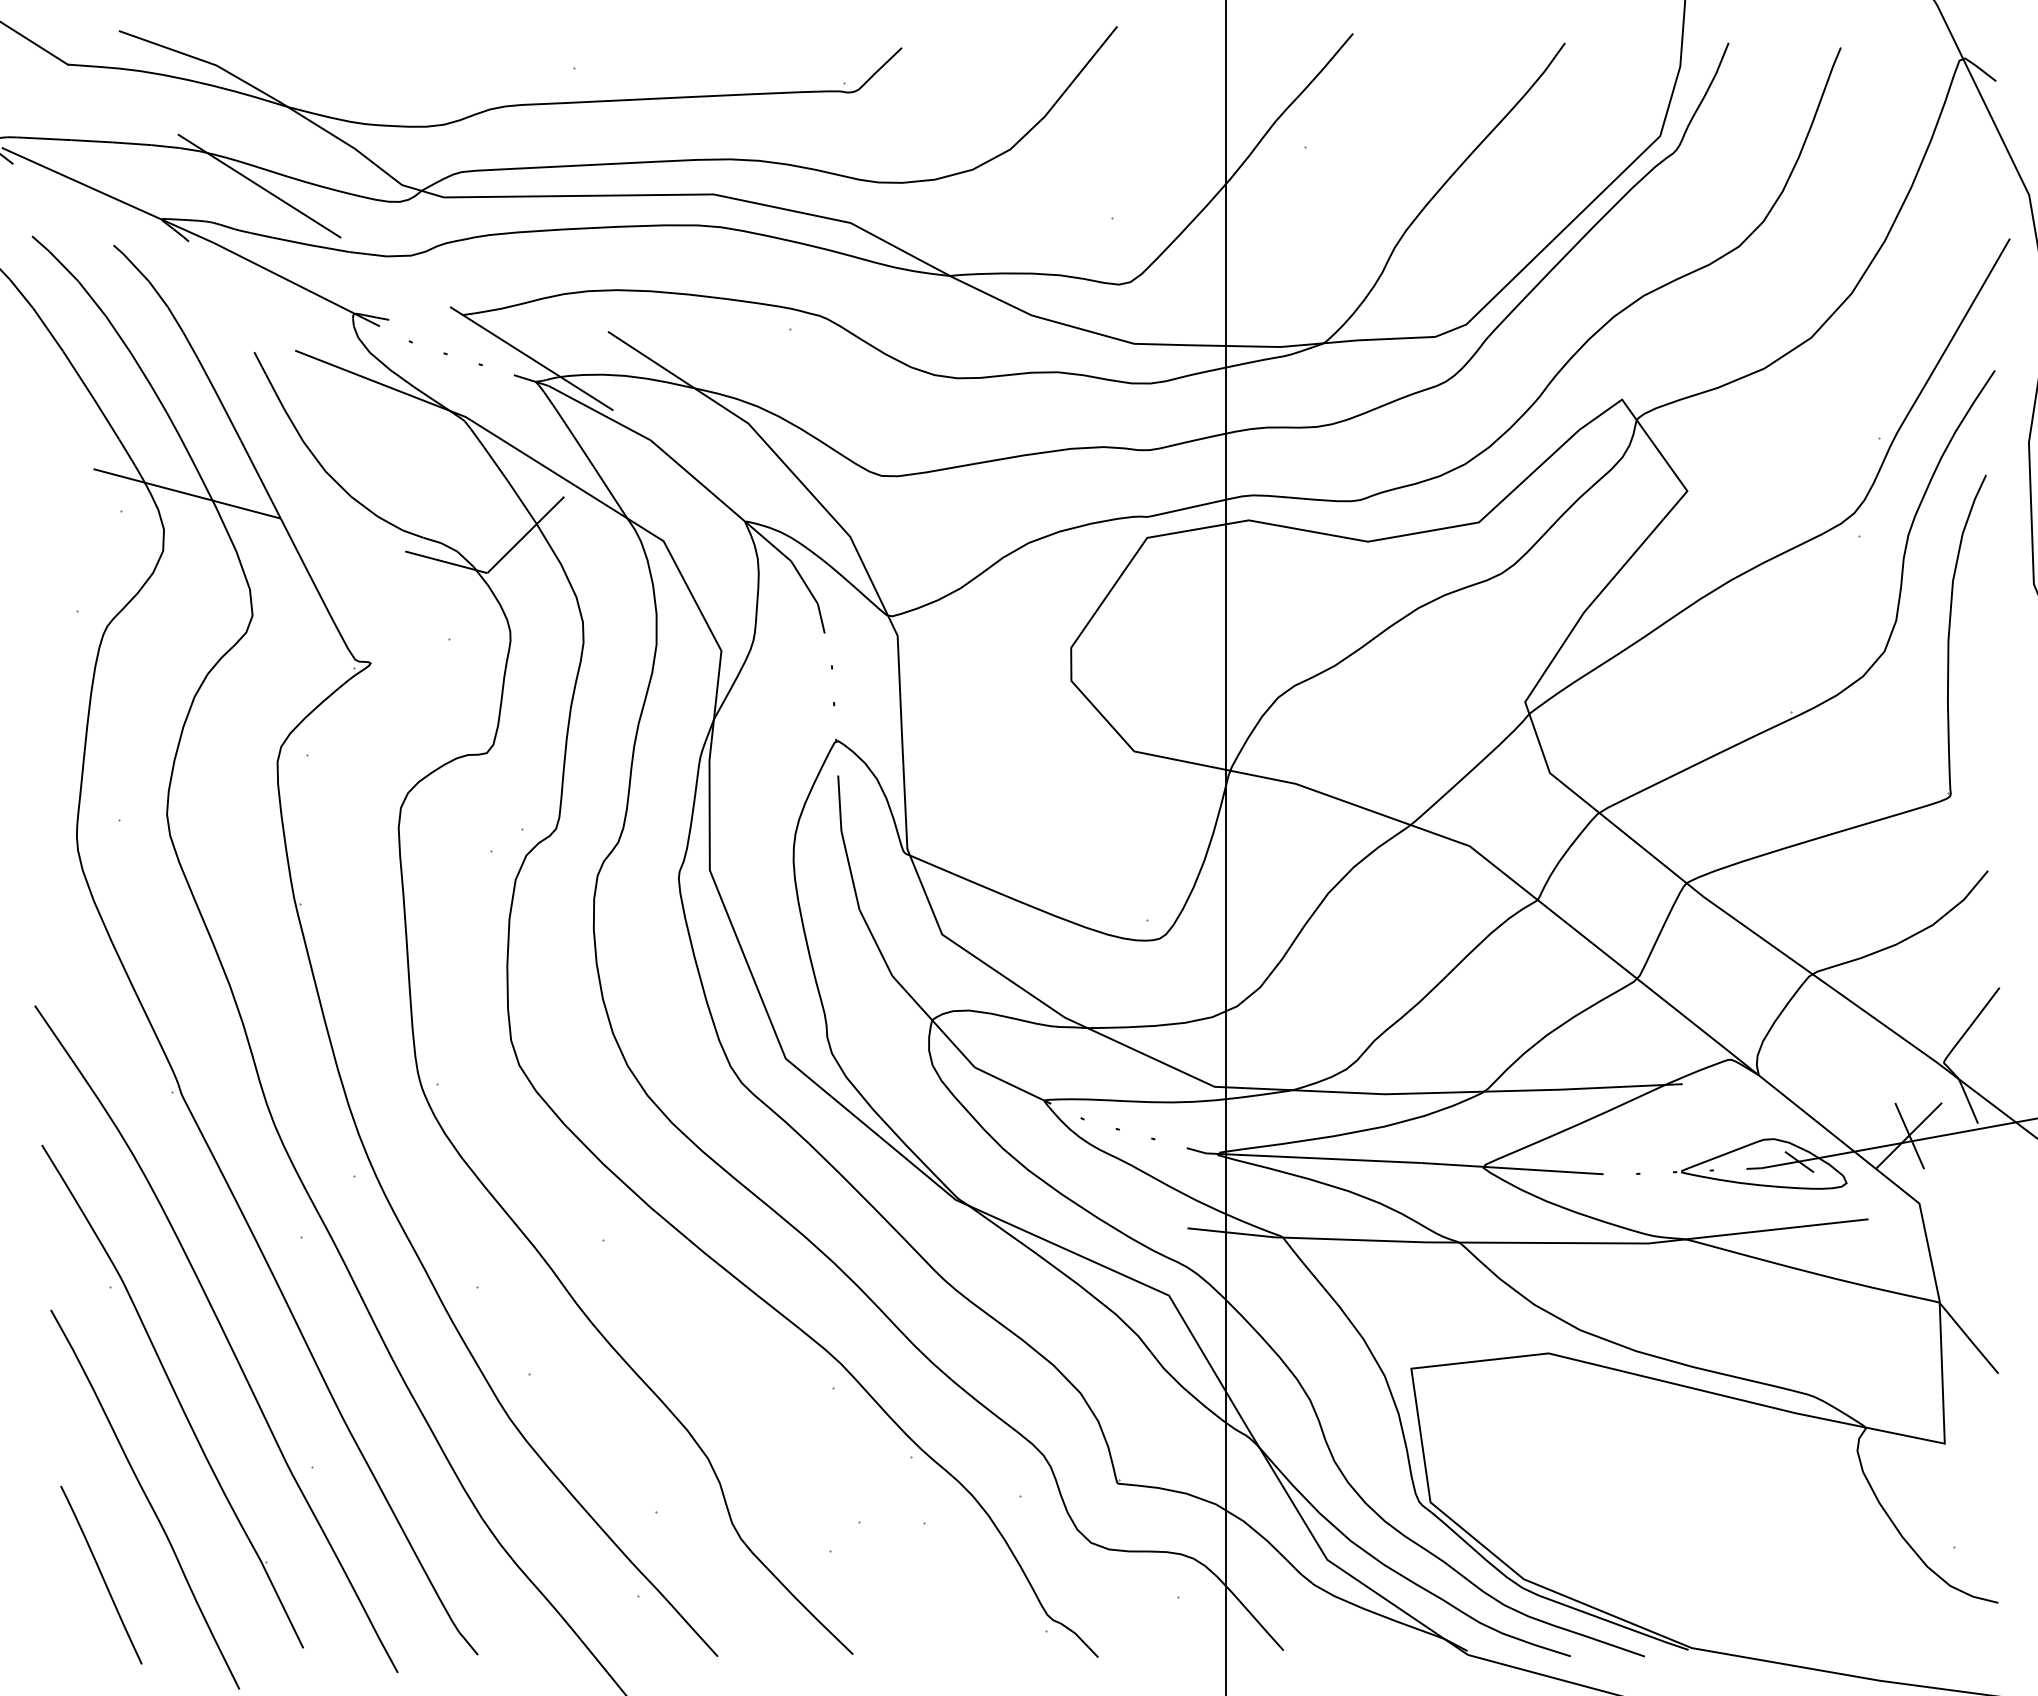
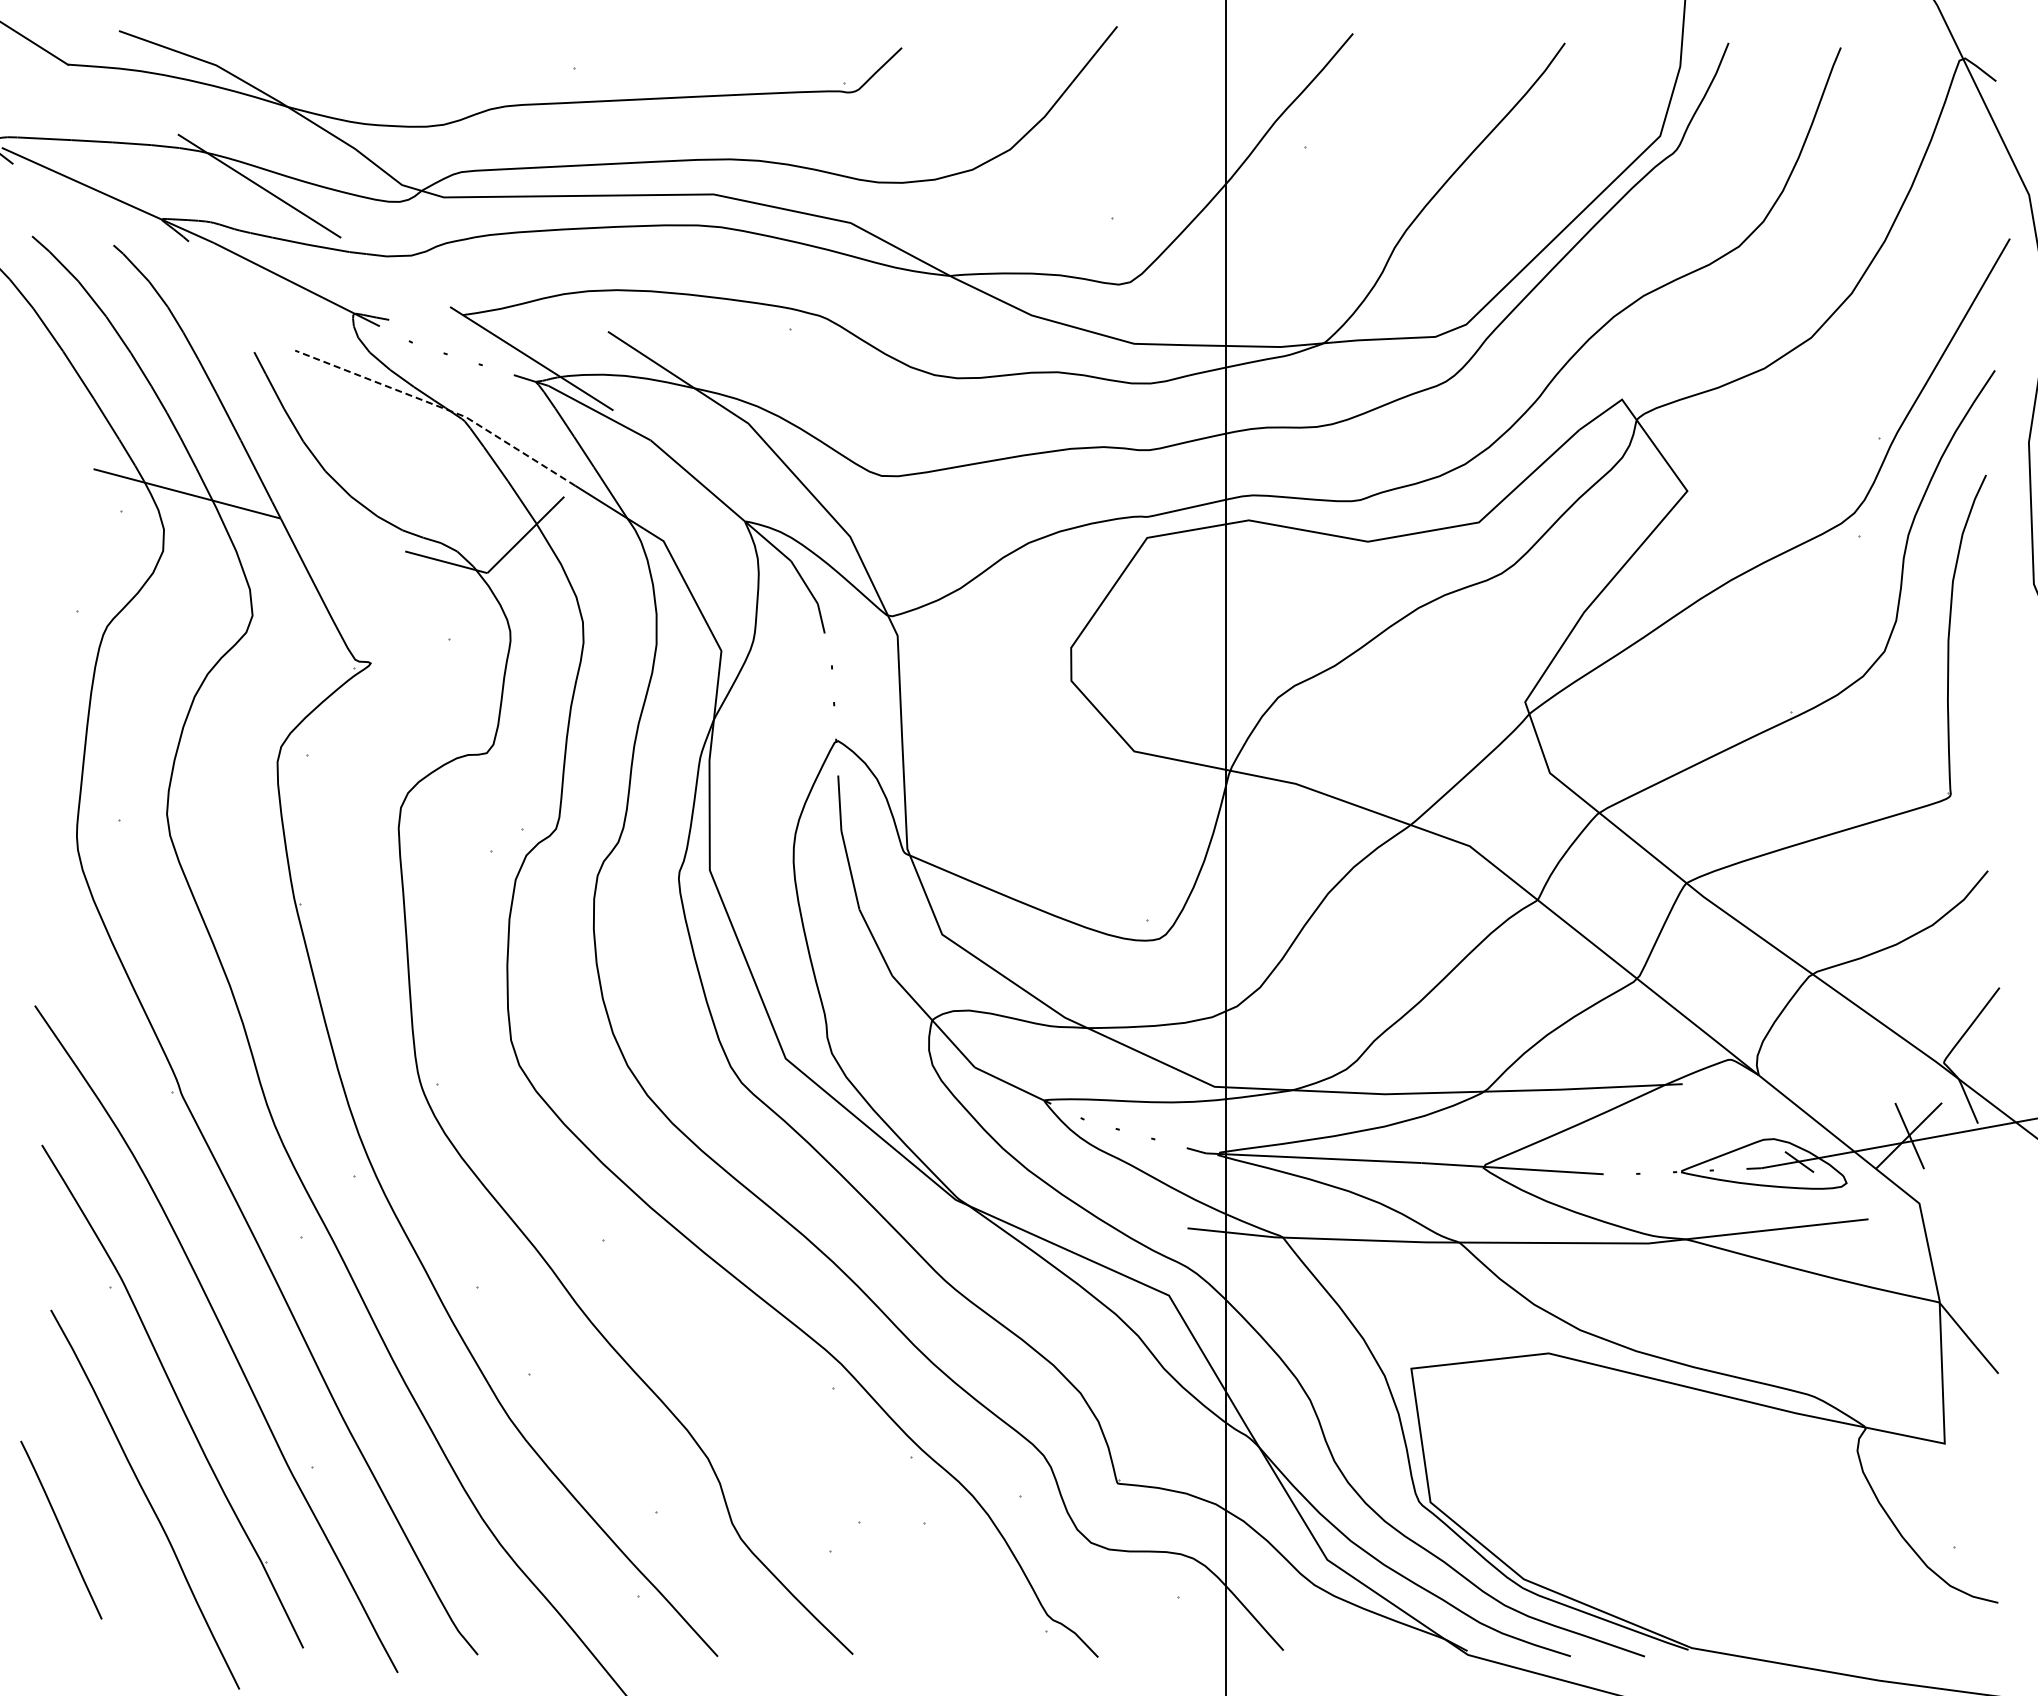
line: solid -> dashed (440, 407)
line position: (101, 1574) -> (61, 1529) (61, 1529)
